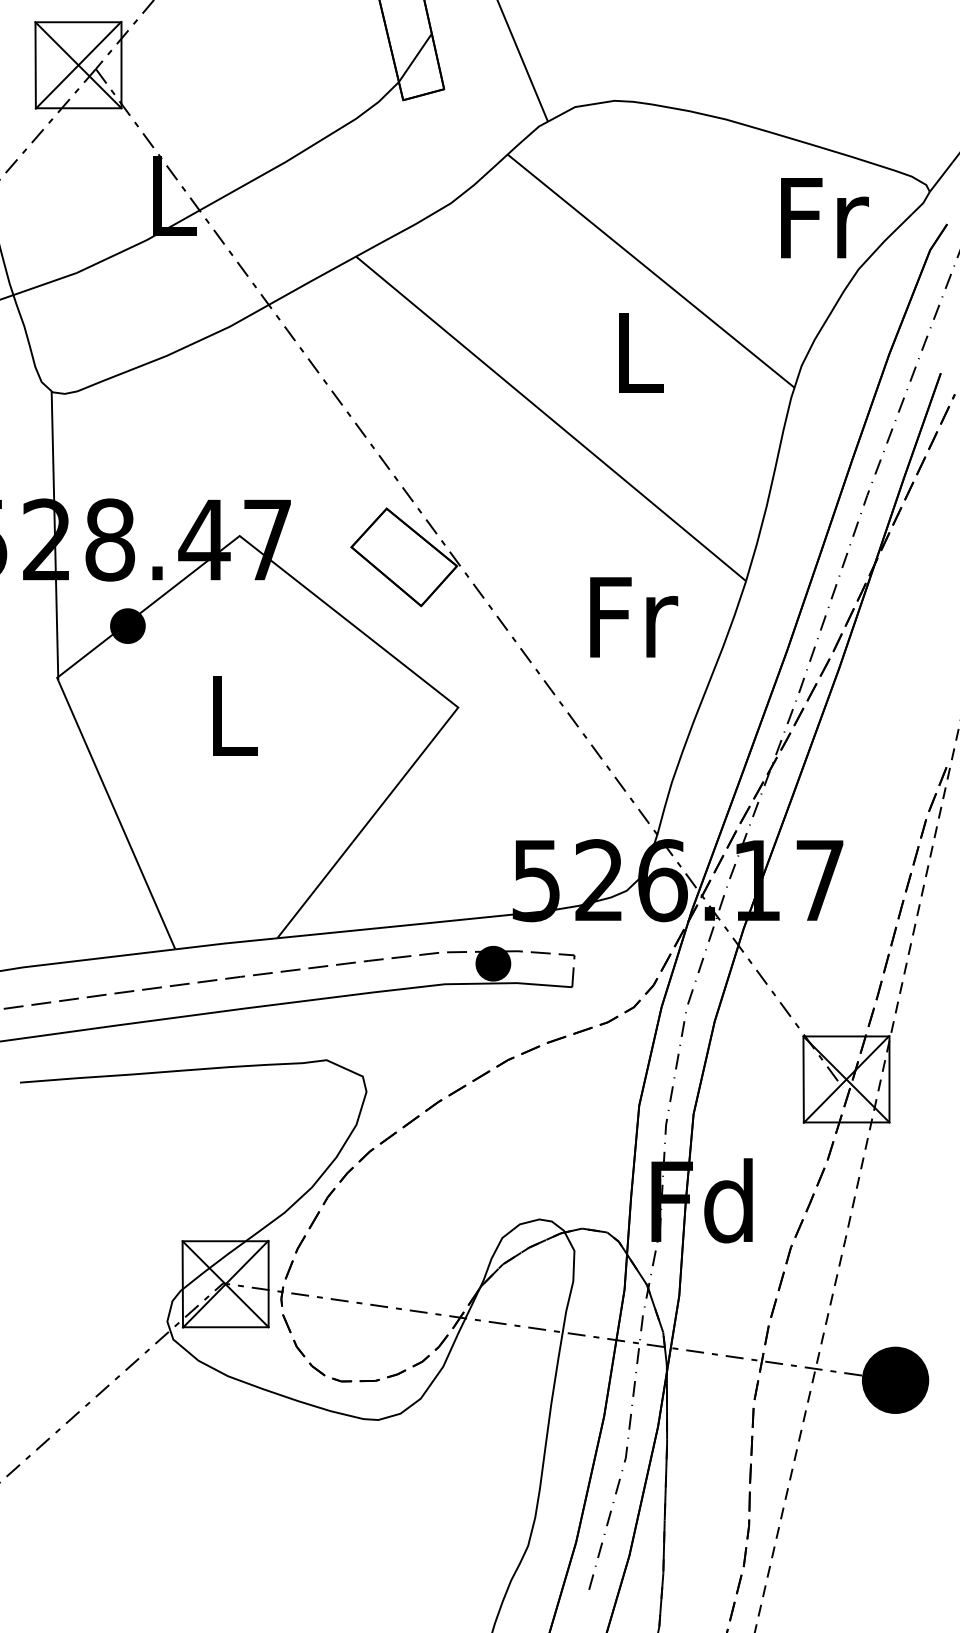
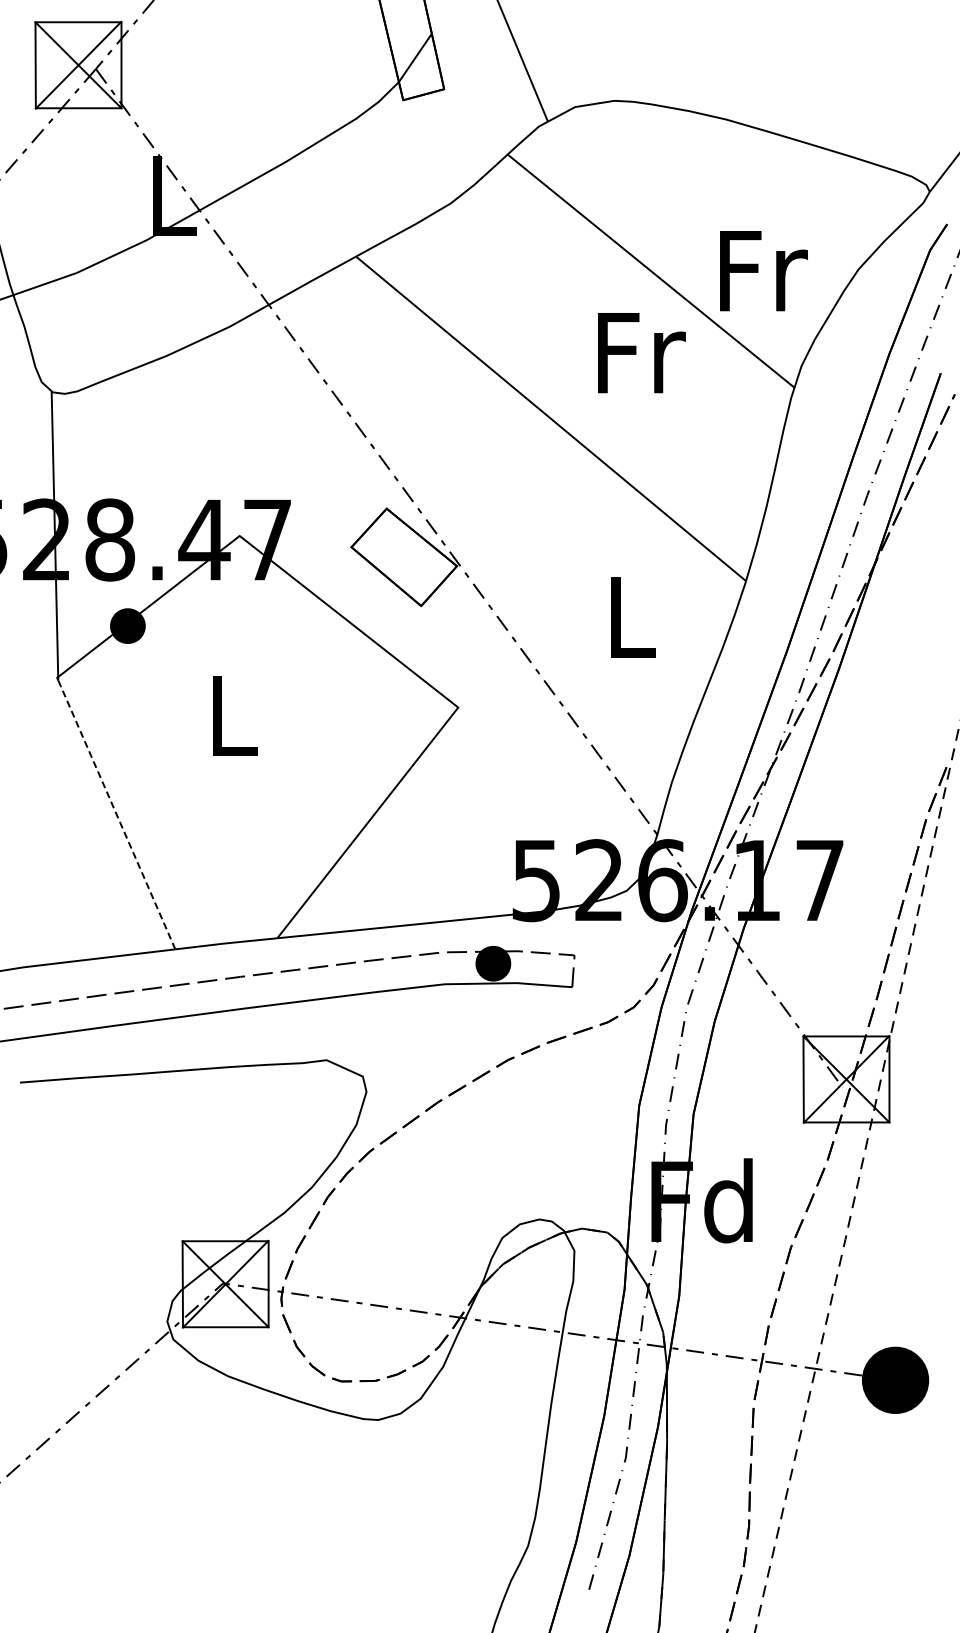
text position: (824, 218) -> (763, 271) (763, 271)
text: L -> Fr (641, 353)
text: Fr -> L (634, 617)
line: solid -> dashed (116, 814)
